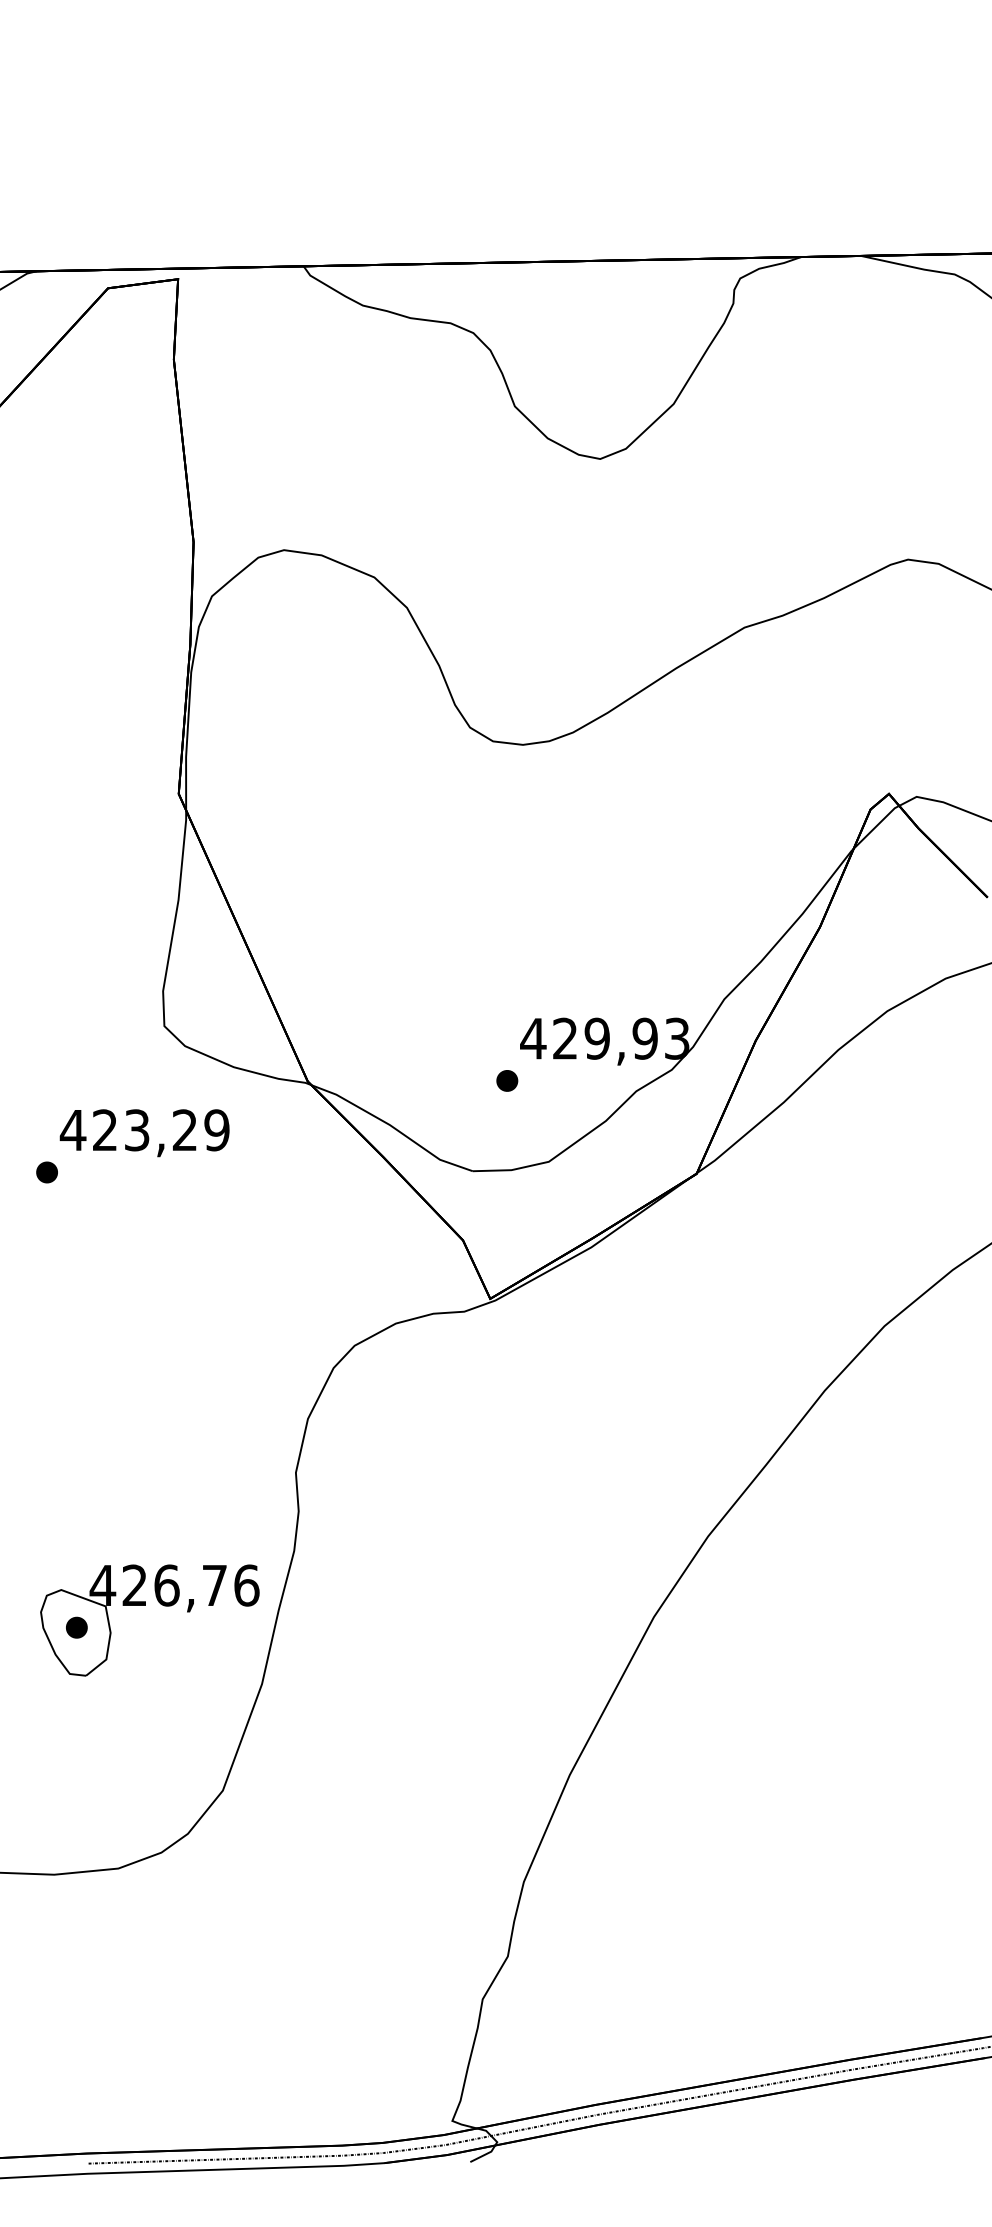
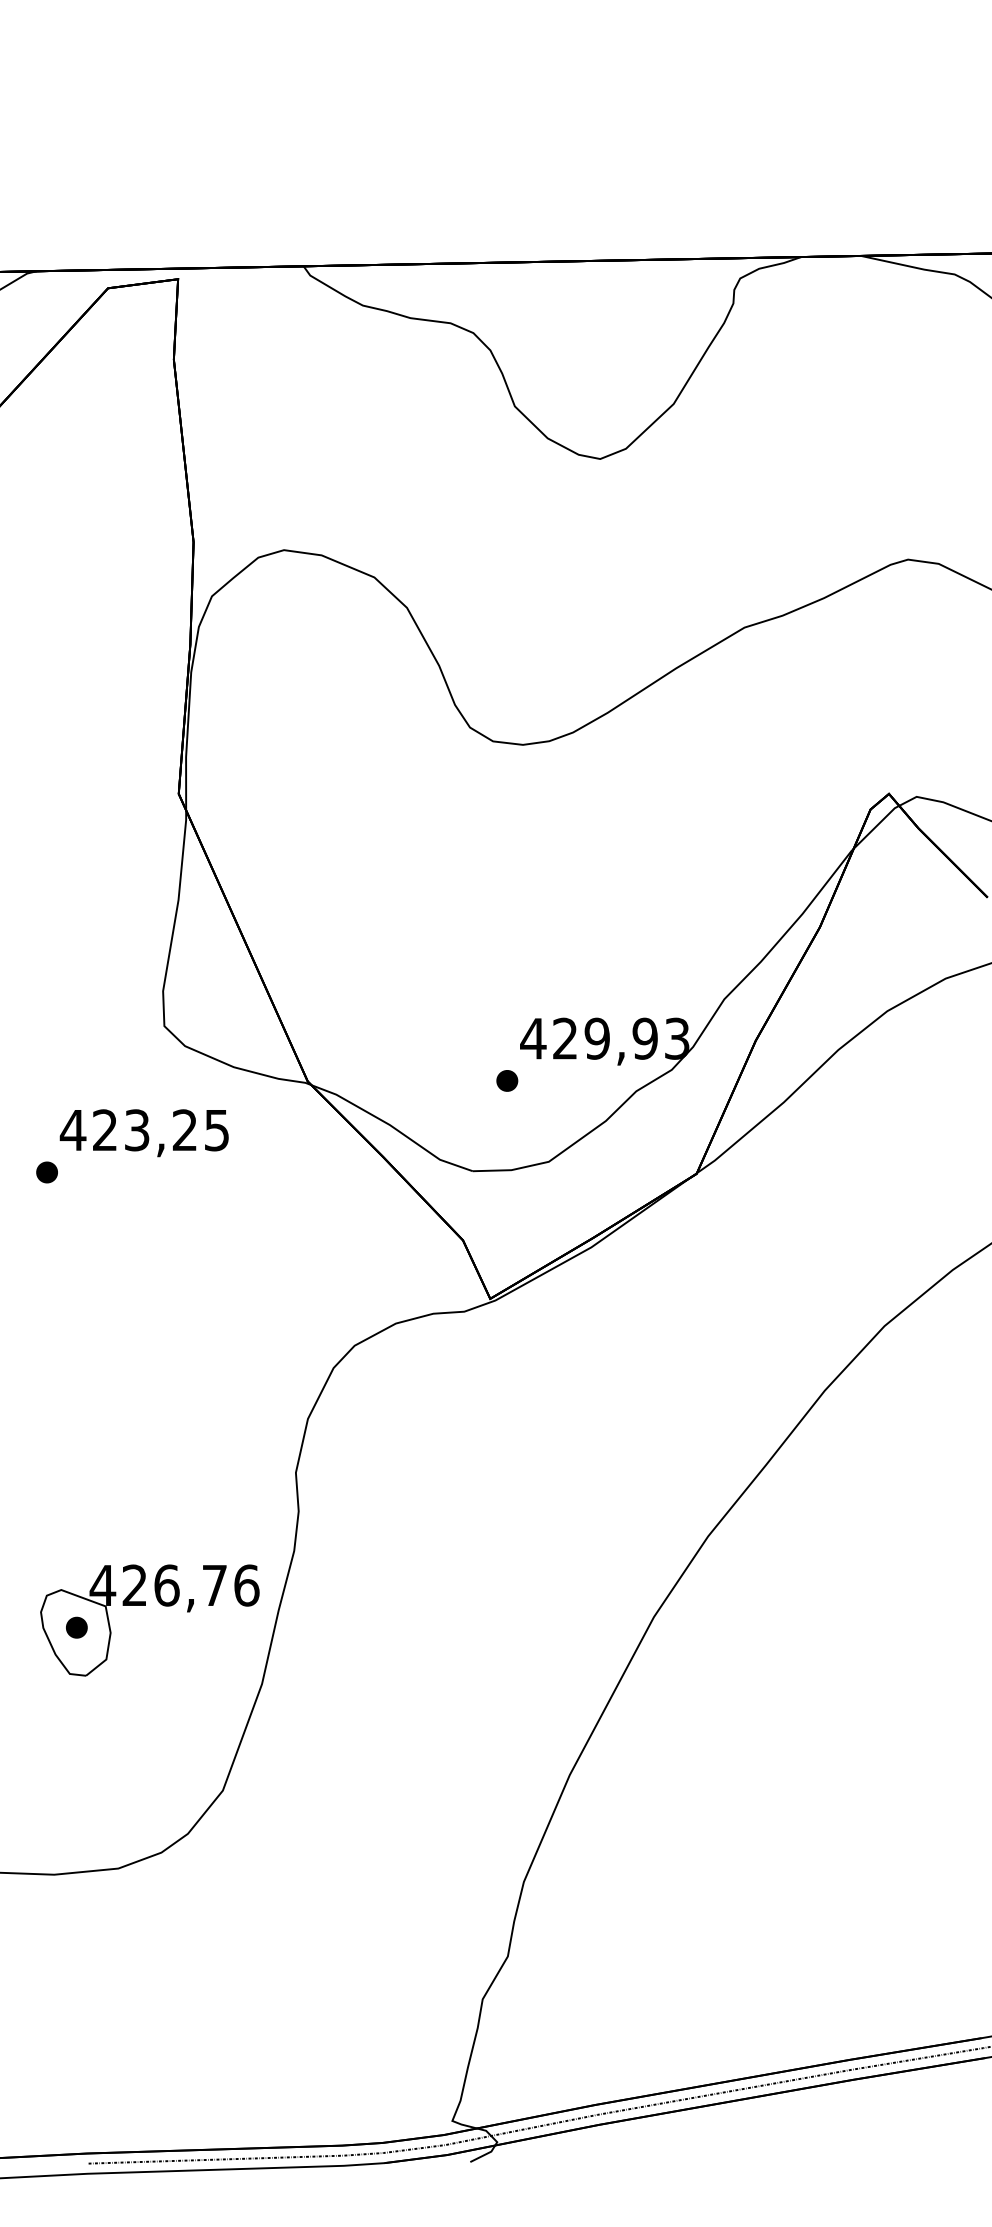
text: 423,29 -> 423,25 (216, 1130)
